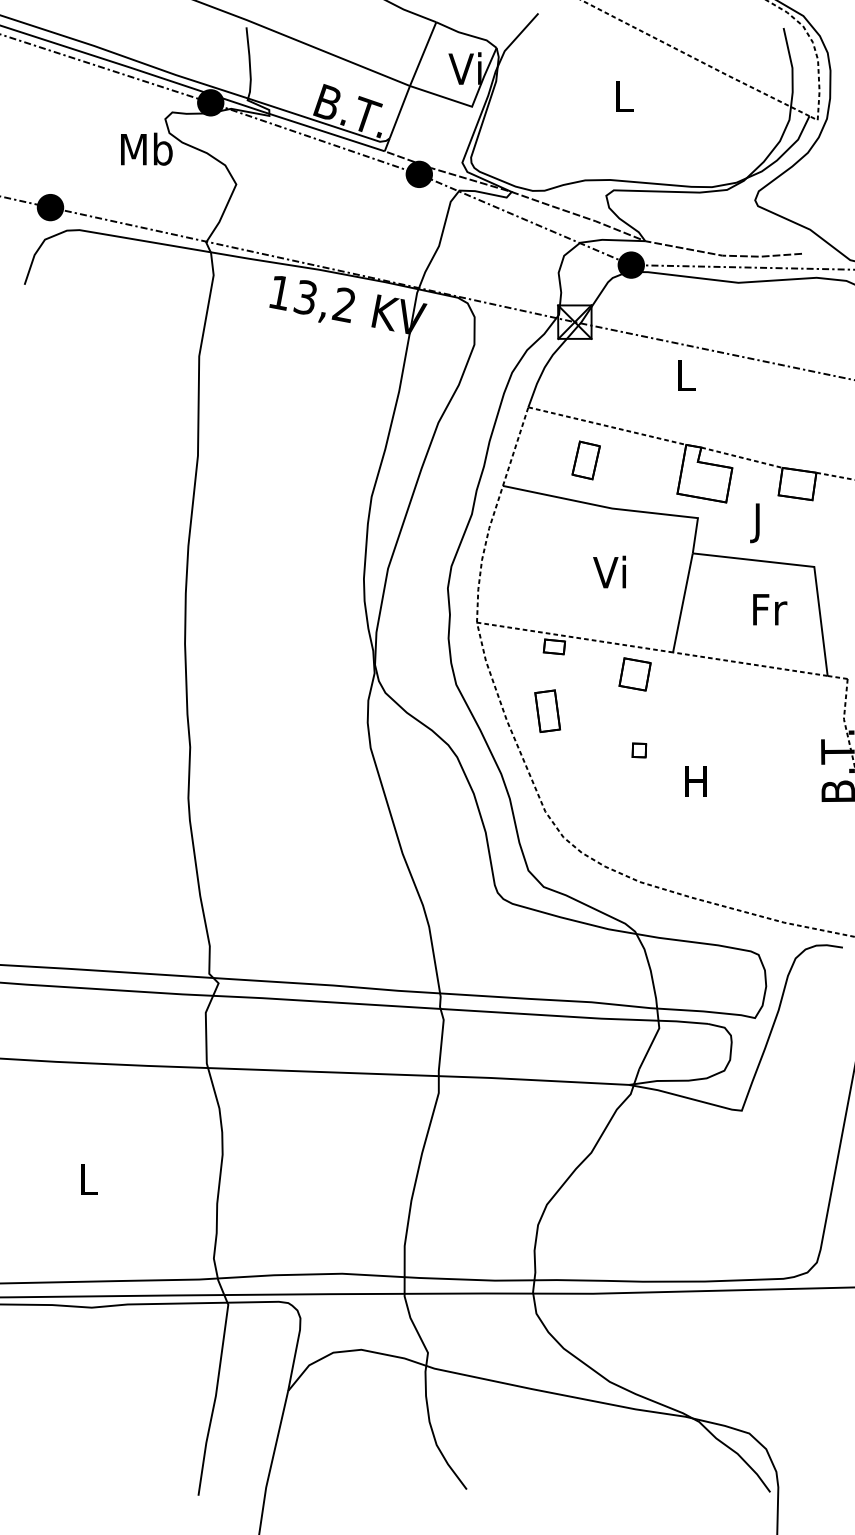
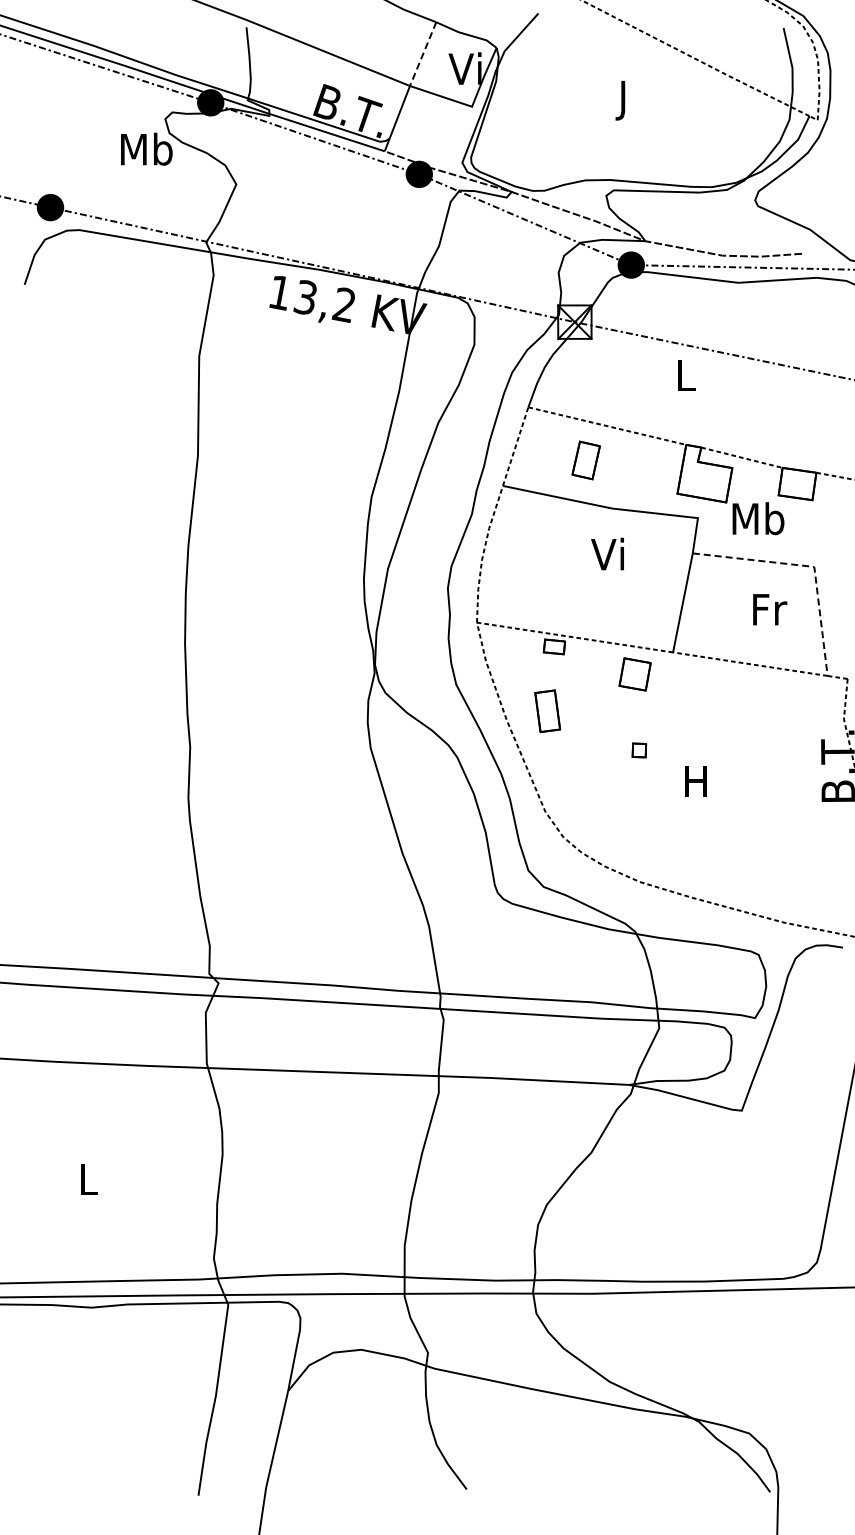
line: solid -> dashed (422, 54)
text: L -> J (624, 100)
text: J -> Mb (758, 522)
line: solid -> dashed (808, 566)
text position: (609, 571) -> (607, 553) (607, 553)
